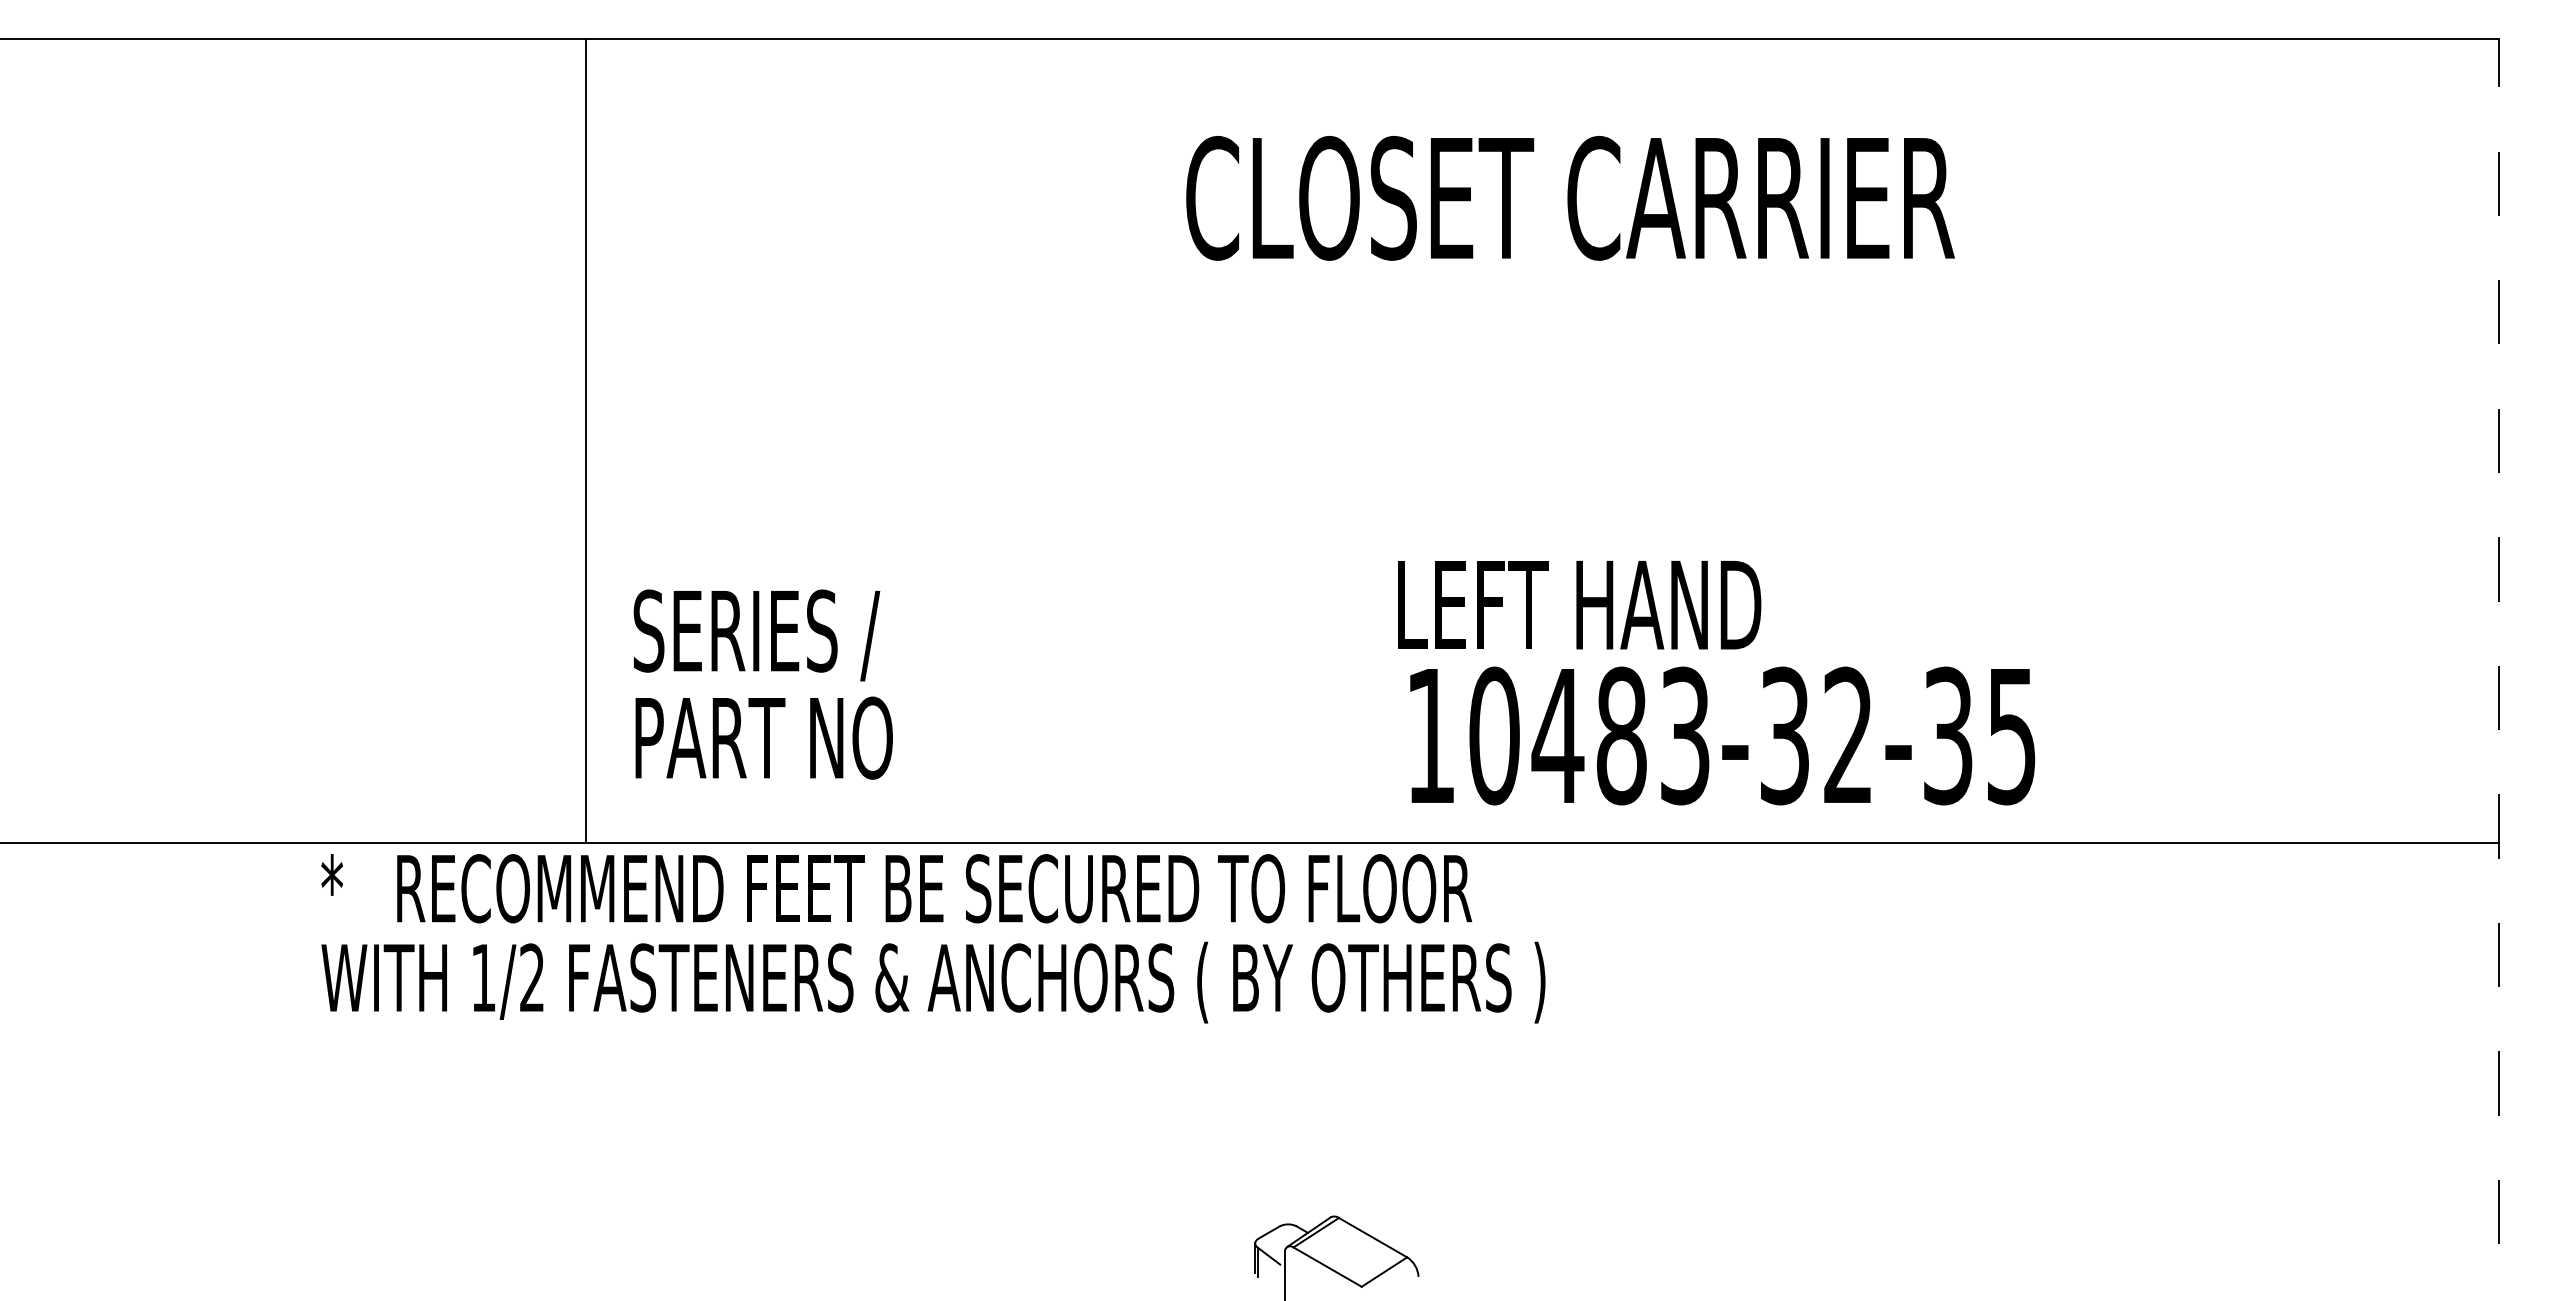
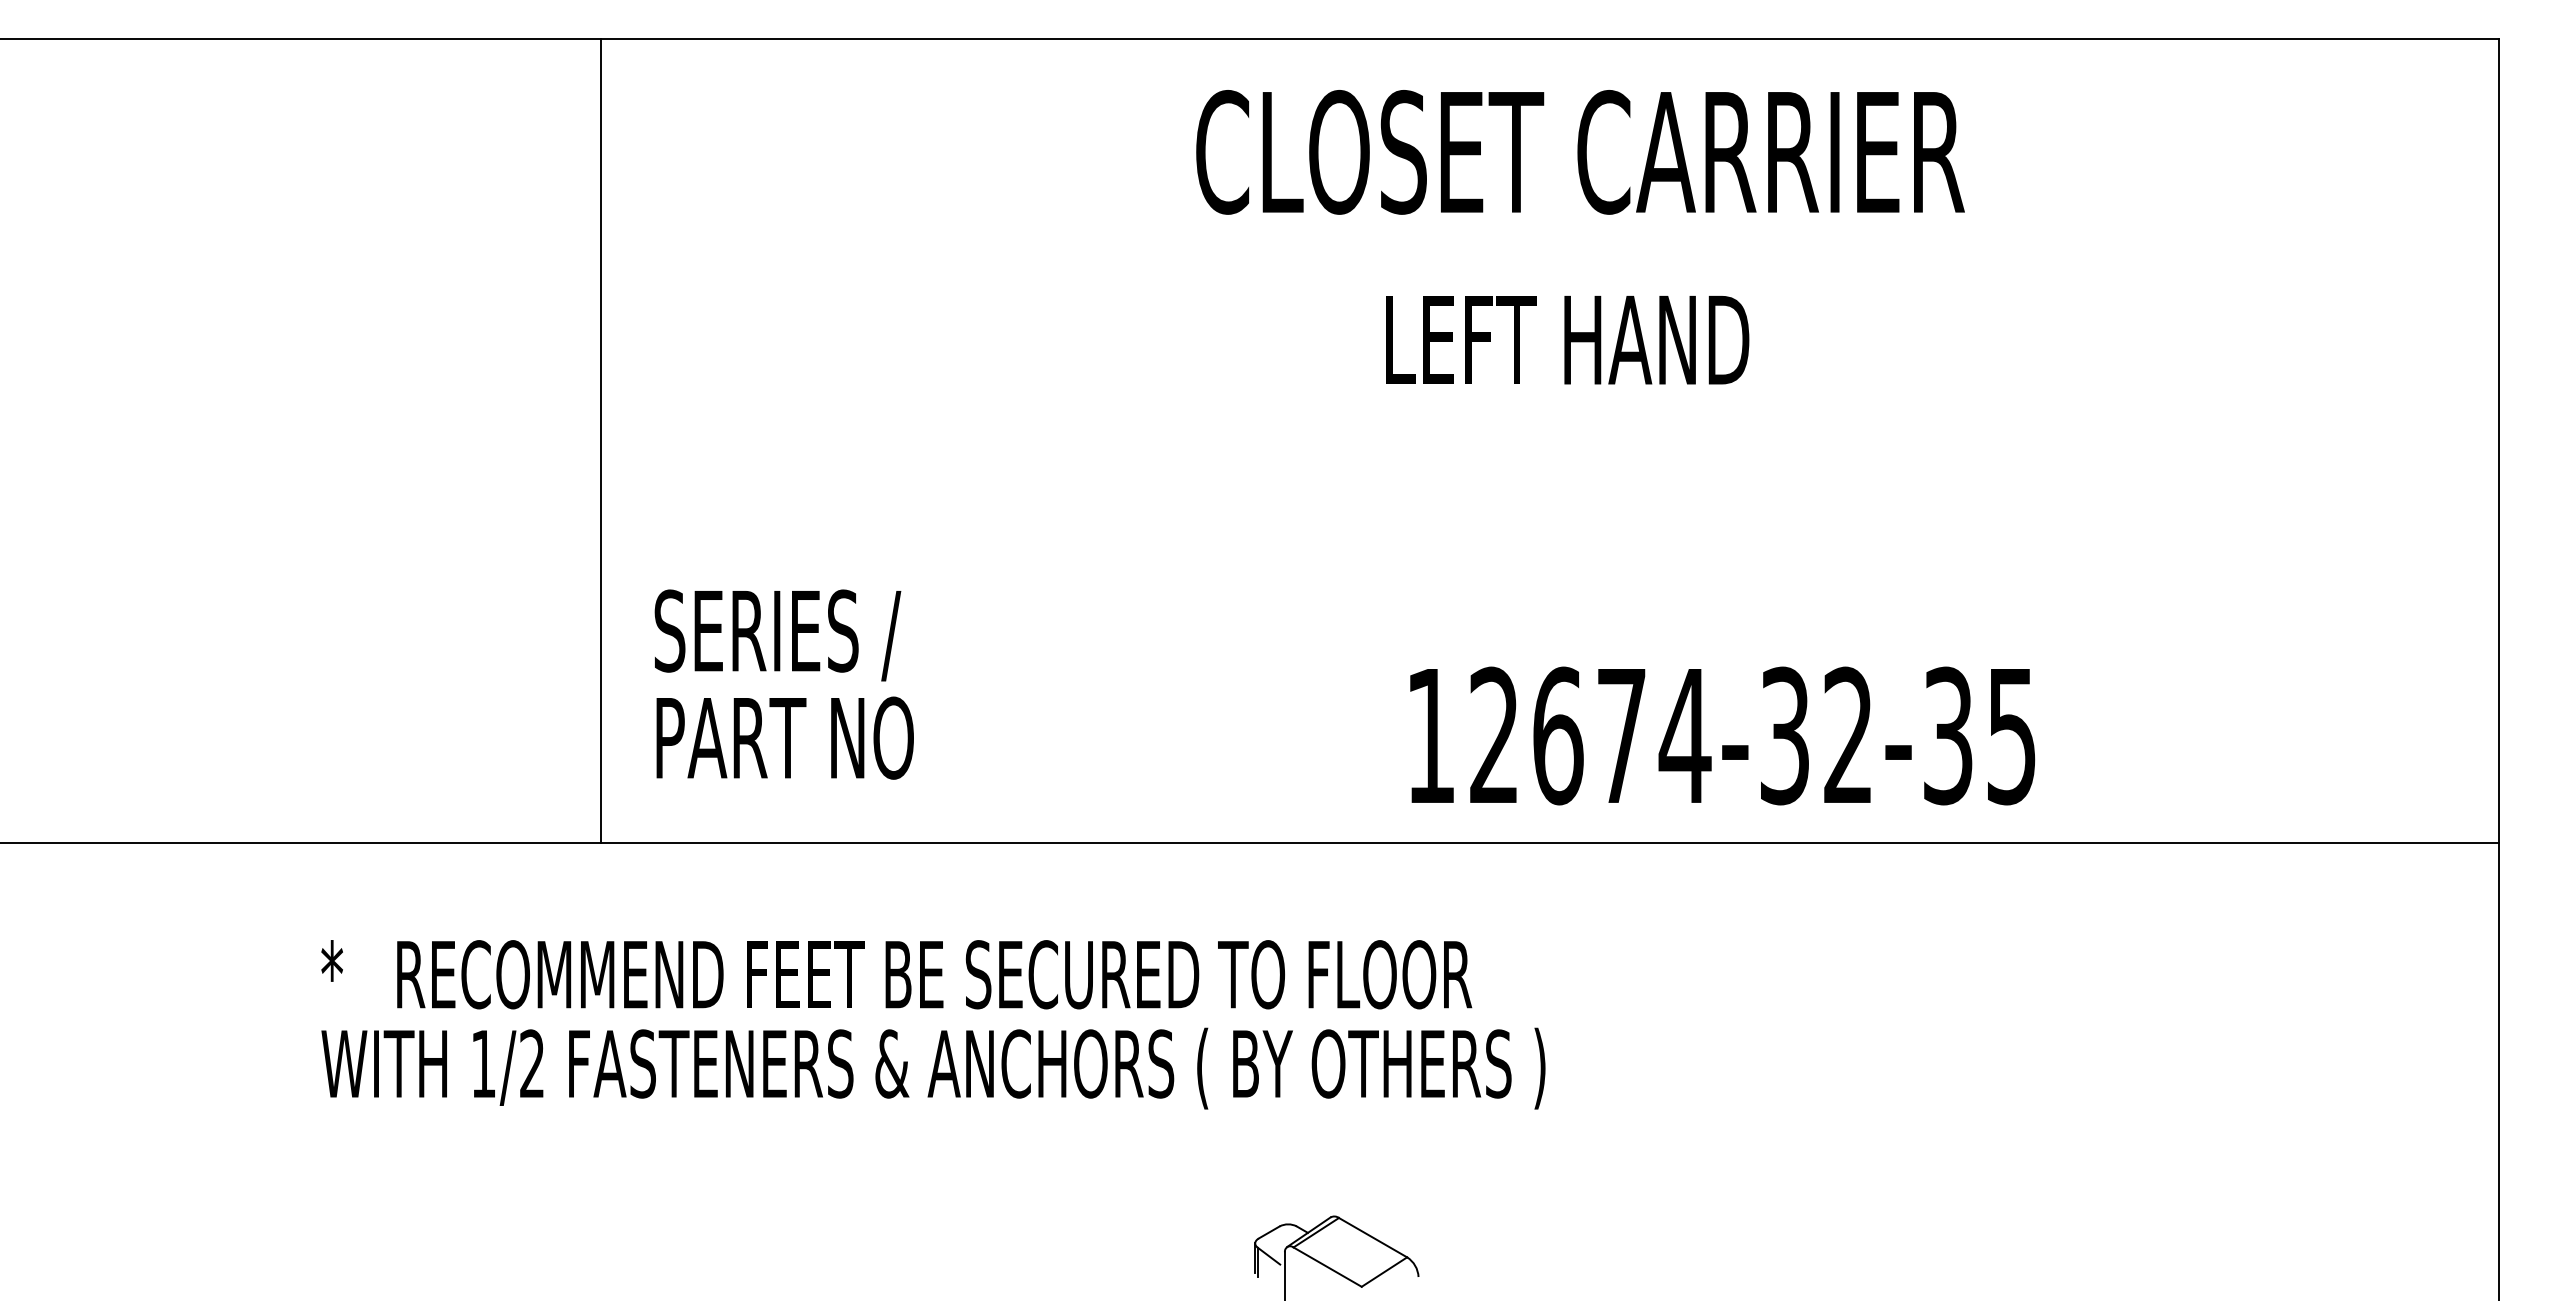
text position: (1570, 198) -> (1580, 152) (1580, 152)
line position: (585, 440) -> (600, 440) (600, 440)
text position: (1579, 605) -> (1567, 340) (1567, 340)
line: dashed -> solid (2498, 669)
text position: (762, 684) -> (783, 684) (783, 684)
text: 10483-32-35 -> 12674-32-35 (1590, 735)
text position: (933, 938) -> (933, 1024) (933, 1024)
